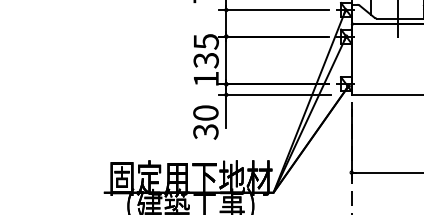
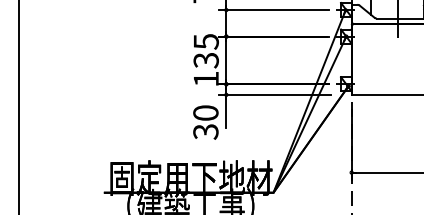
line: none -> present (19, 106)
